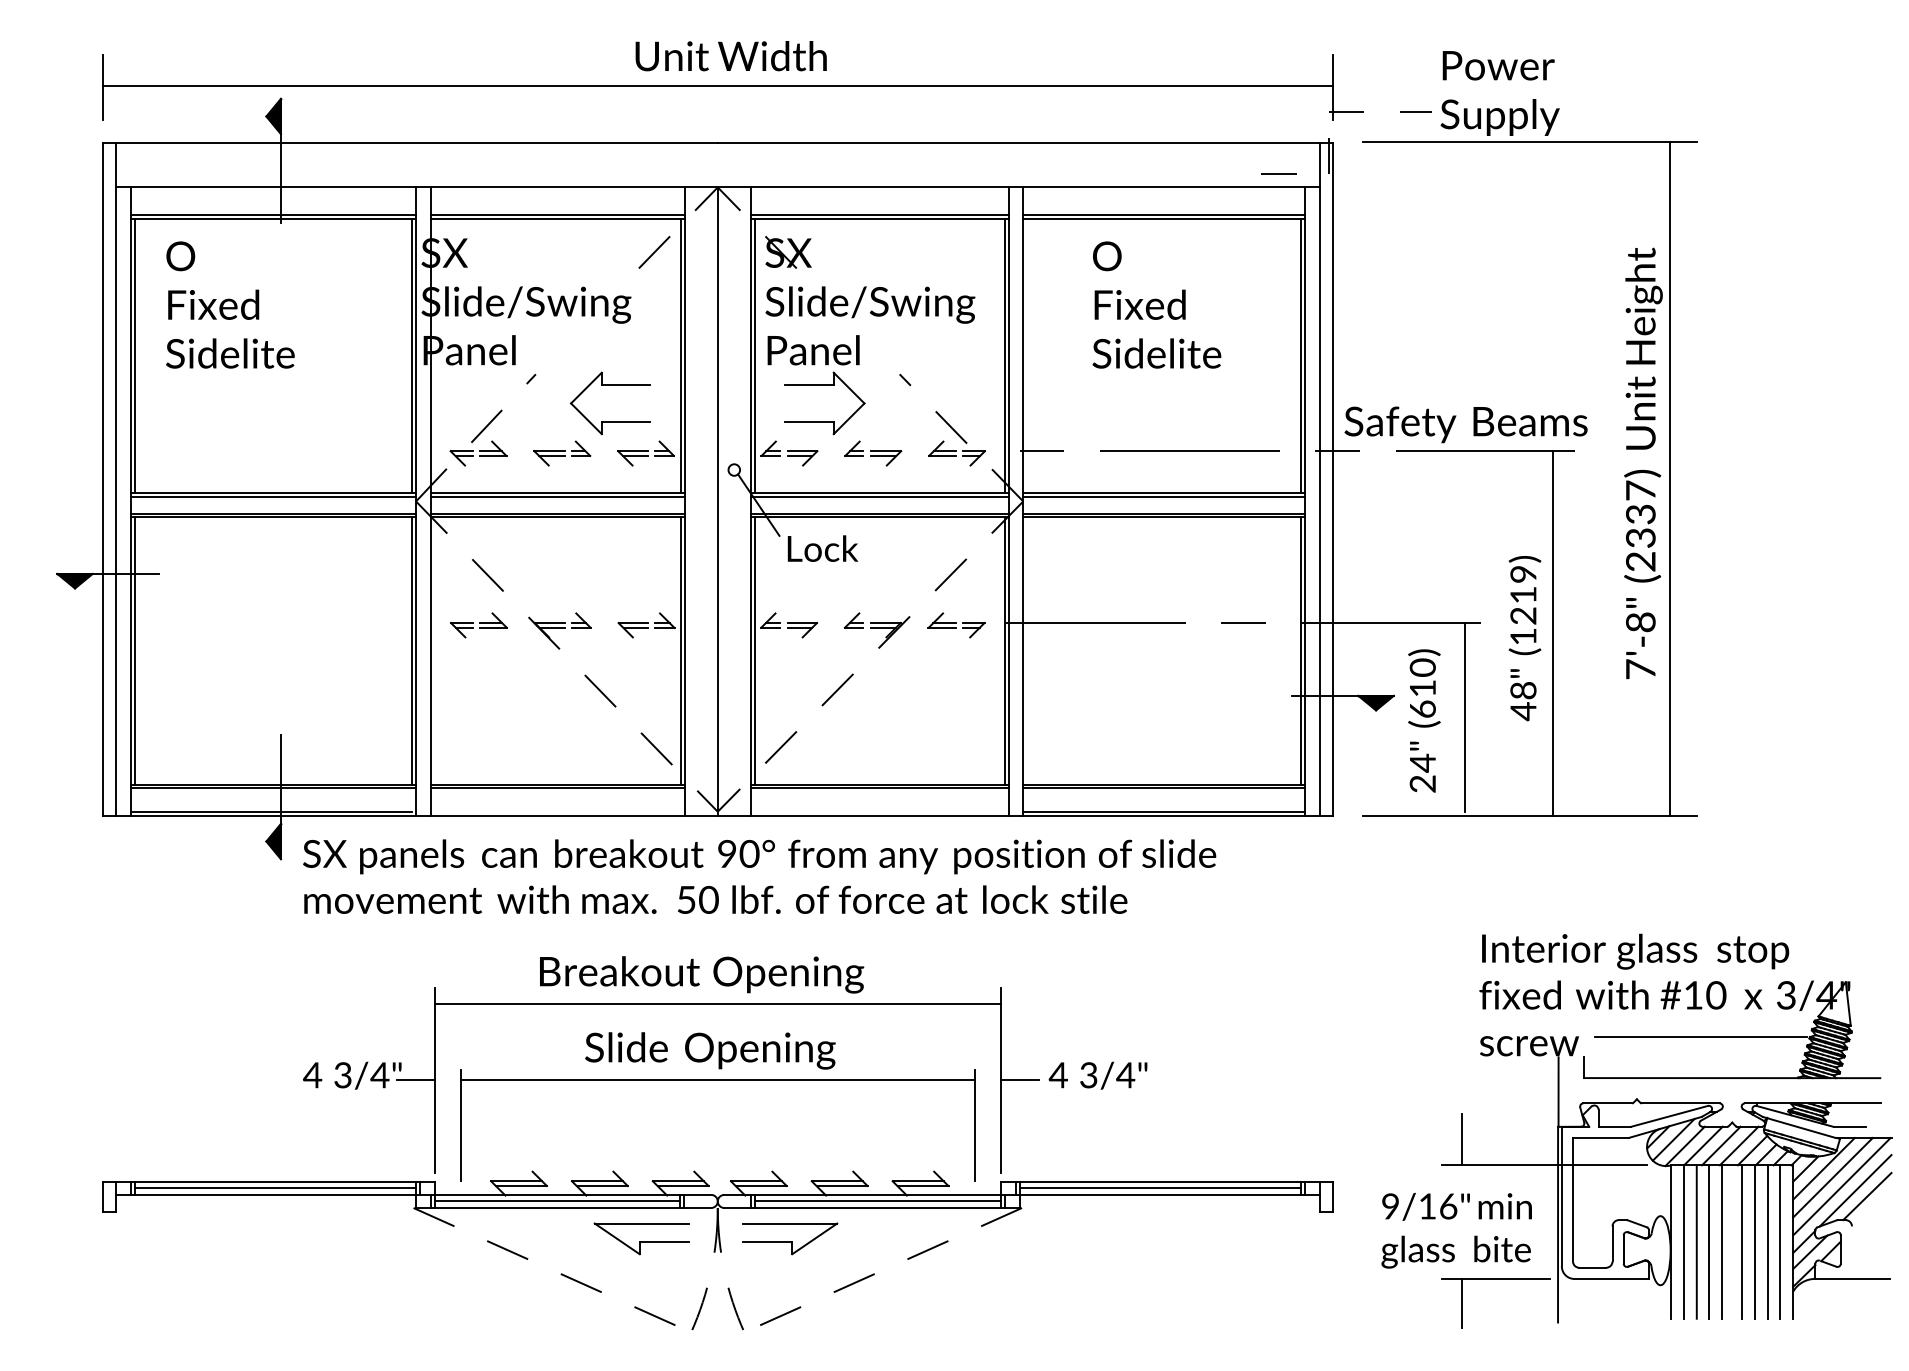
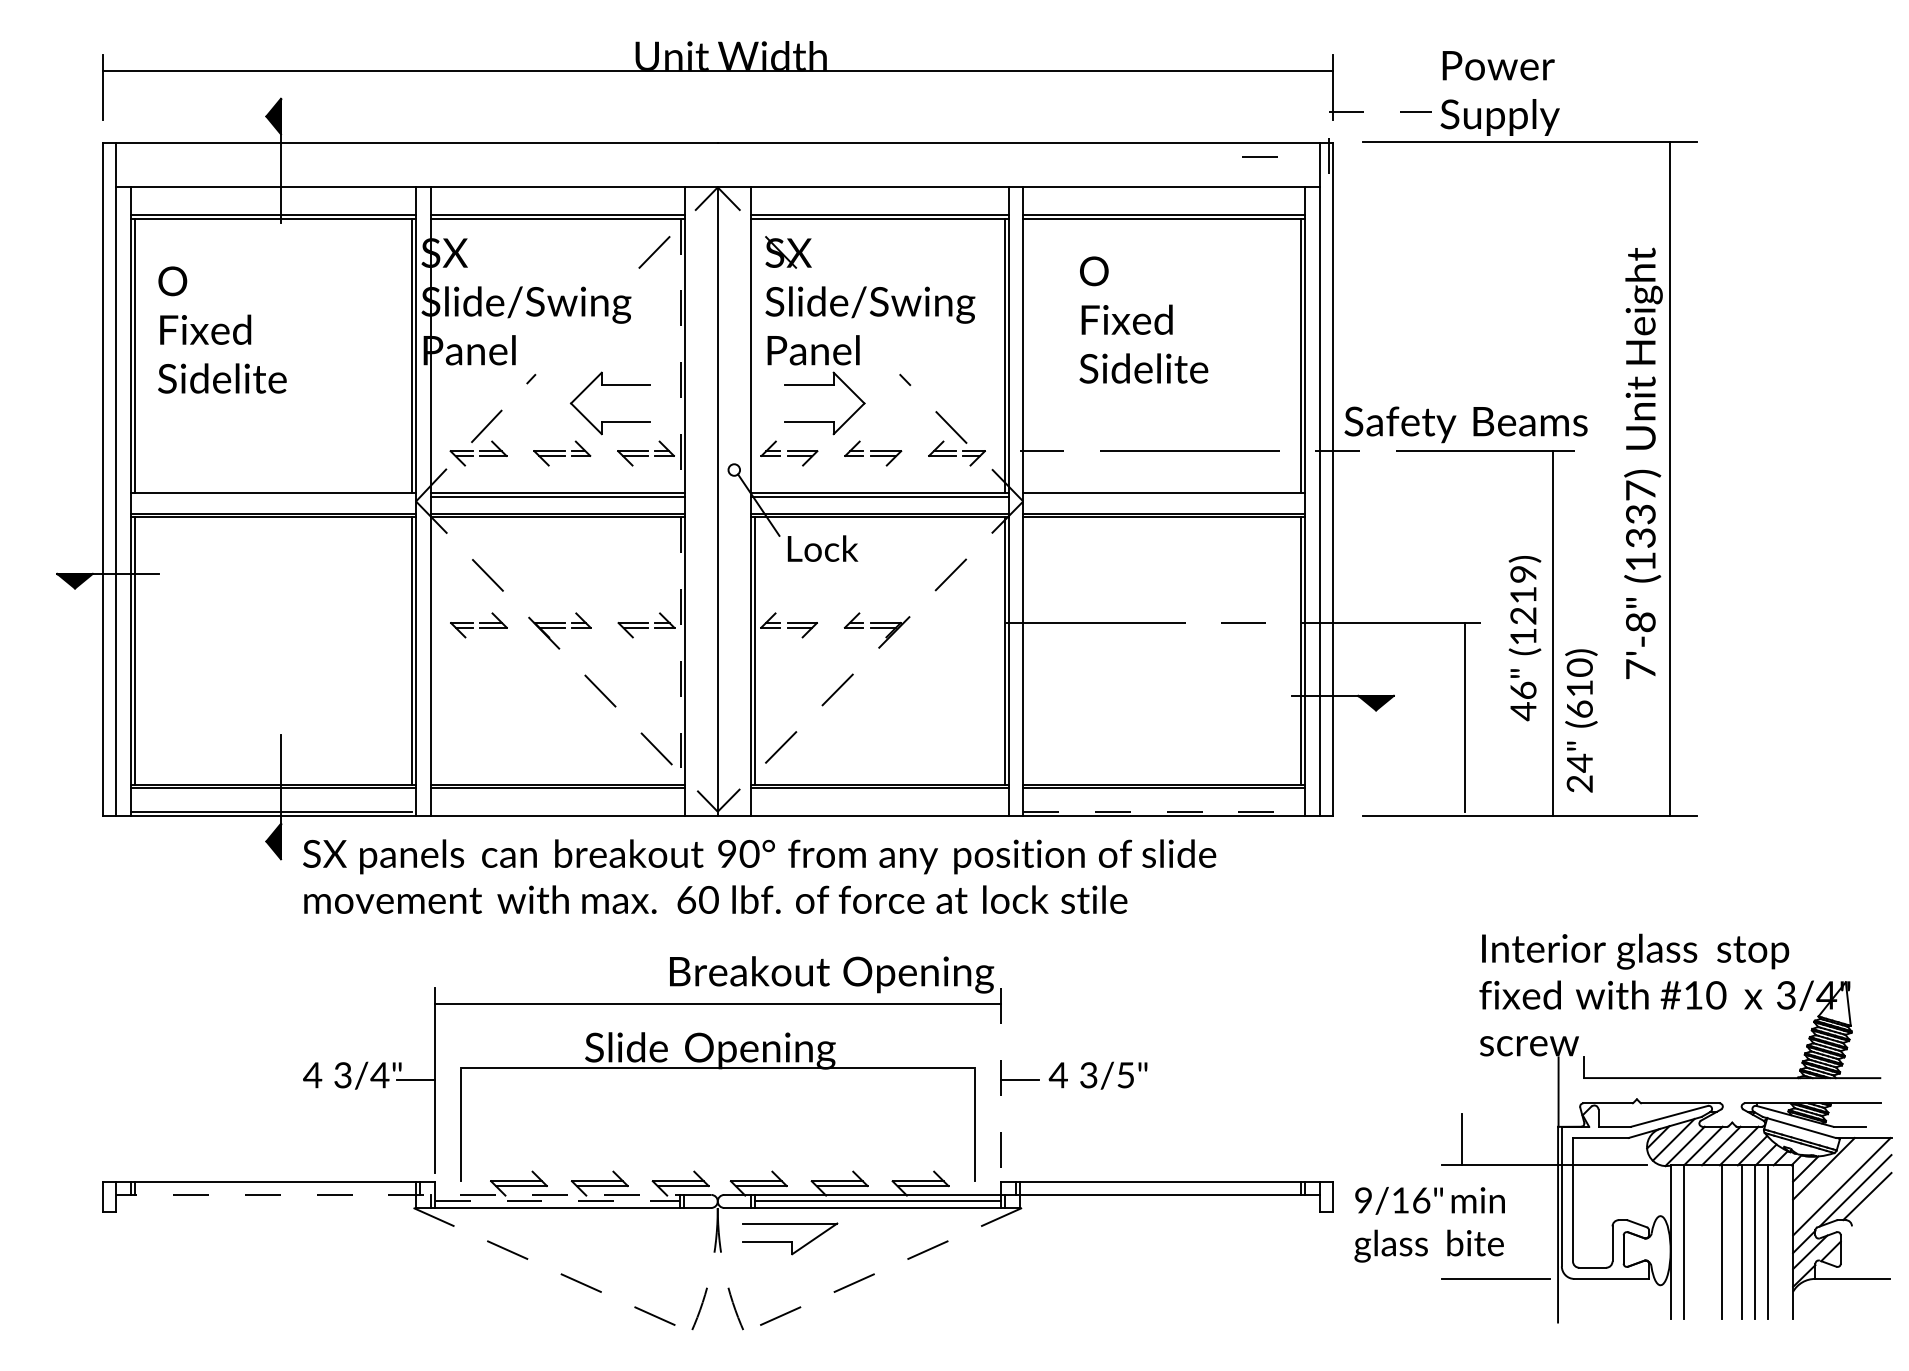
line position: (717, 85) -> (717, 70) (717, 70)
line position: (1278, 173) -> (1259, 156) (1259, 156)
text position: (230, 304) -> (222, 329) (222, 329)
text position: (1156, 304) -> (1143, 319) (1143, 319)
line: present -> none (755, 355)
line: solid -> dashed (680, 356)
line: present -> none (273, 496)
line: present -> none (1163, 496)
text: (2337) -> (1337) (1640, 561)
part: present -> none (956, 625)
line: solid -> dashed (680, 650)
text: 48" -> 46" (1522, 690)
text position: (1424, 720) -> (1581, 720) (1581, 720)
line: solid -> dashed (1163, 811)
text: 50 -> 60 (686, 899)
text position: (702, 974) -> (832, 974) (832, 974)
line: present -> none (1700, 1037)
text: 3/4" -> 3/5" (1125, 1075)
line position: (717, 1079) -> (717, 1067) (717, 1067)
line: solid -> dashed (1000, 1081)
line: present -> none (1832, 1177)
line: present -> none (275, 1188)
line: present -> none (1159, 1188)
line: solid -> dashed (413, 1194)
line: solid -> dashed (557, 1201)
text position: (1456, 1230) -> (1429, 1224) (1429, 1224)
part: present -> none (641, 1238)
line: present -> none (1696, 1241)
line: present -> none (1709, 1241)
line: present -> none (1780, 1241)
line: present -> none (1461, 1303)
